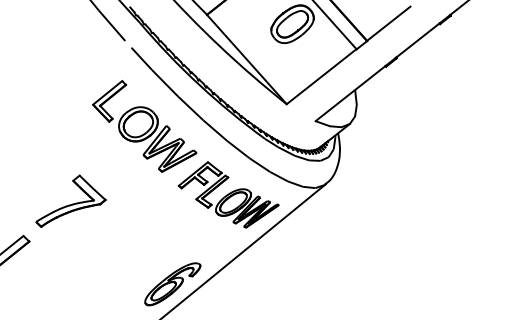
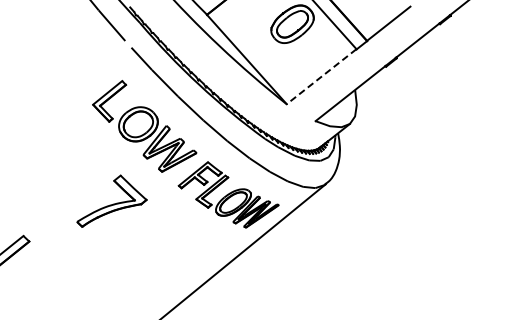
line: solid -> dashed (321, 77)
part position: (70, 200) -> (111, 200) (111, 200)
part: present -> none (172, 284)
